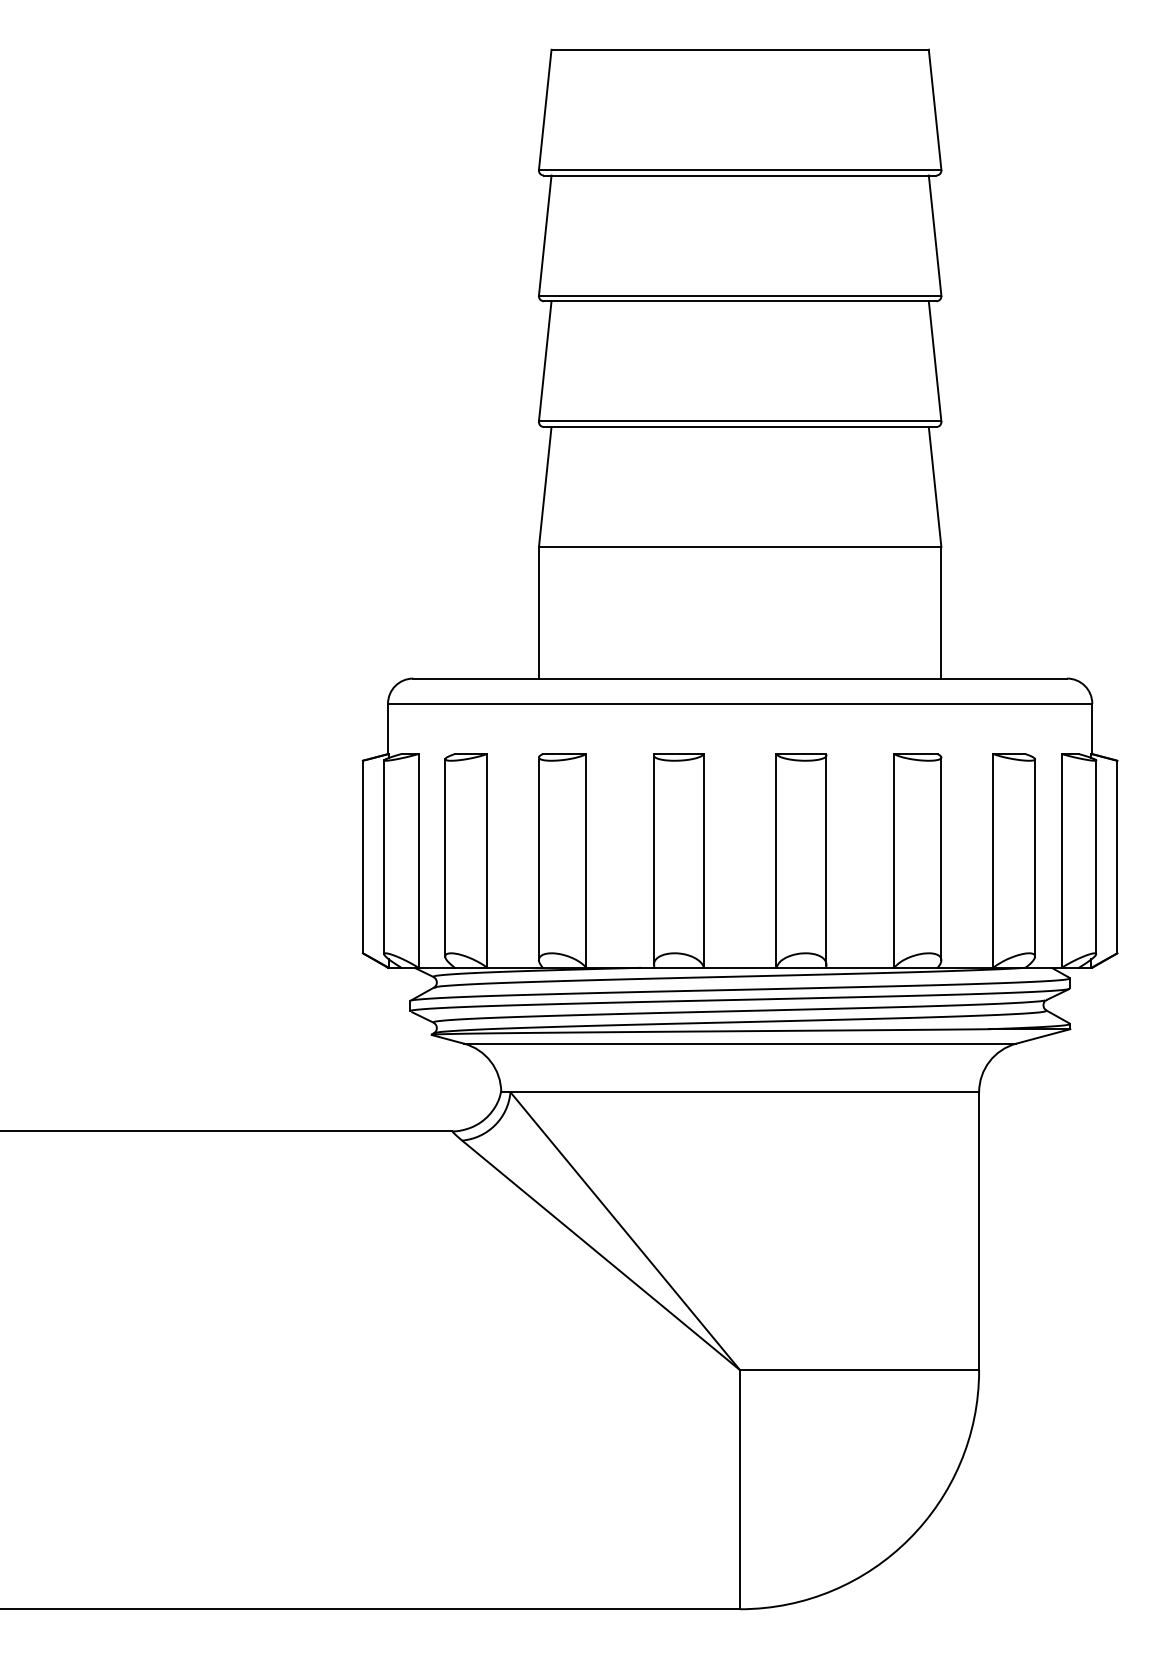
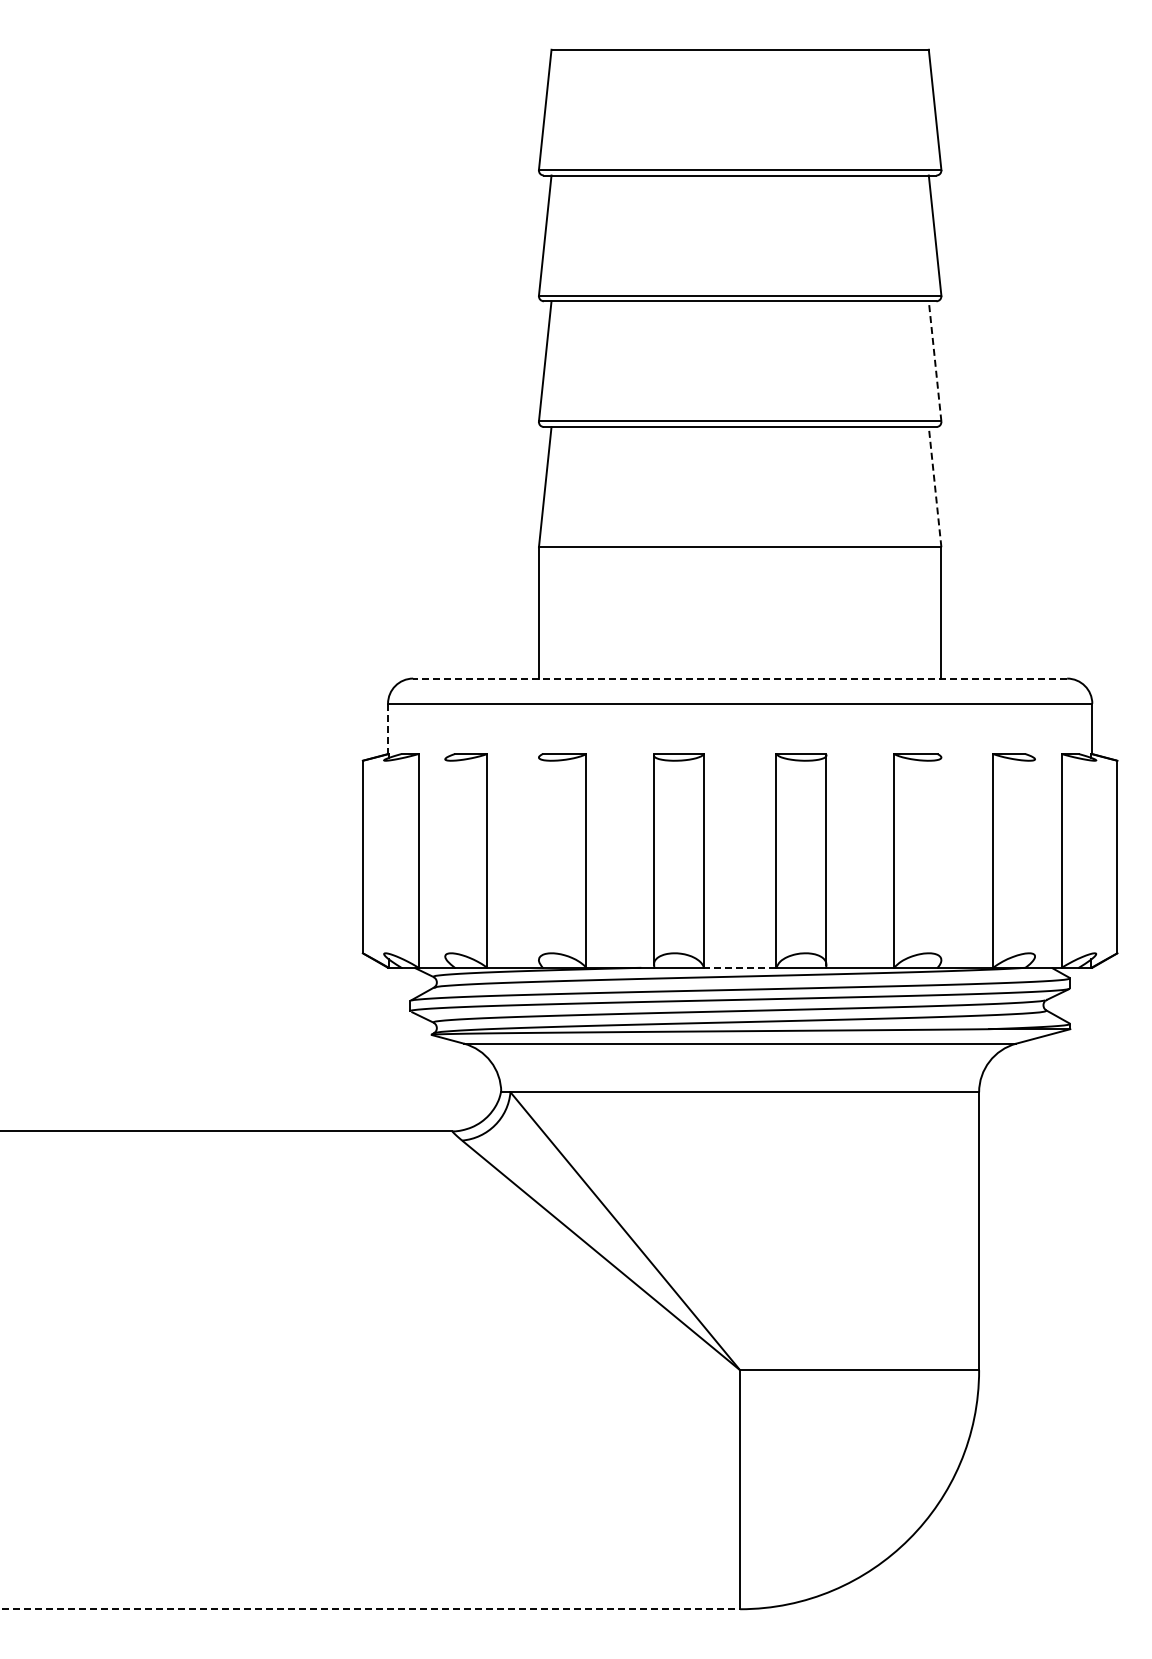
line: solid -> dashed (935, 360)
line: solid -> dashed (935, 486)
line: solid -> dashed (740, 678)
line: solid -> dashed (388, 729)
line: present -> none (384, 857)
line: present -> none (445, 857)
line: present -> none (1035, 857)
line: present -> none (1096, 857)
line: present -> none (538, 858)
line: present -> none (941, 858)
line: solid -> dashed (739, 967)
line: solid -> dashed (370, 1609)
